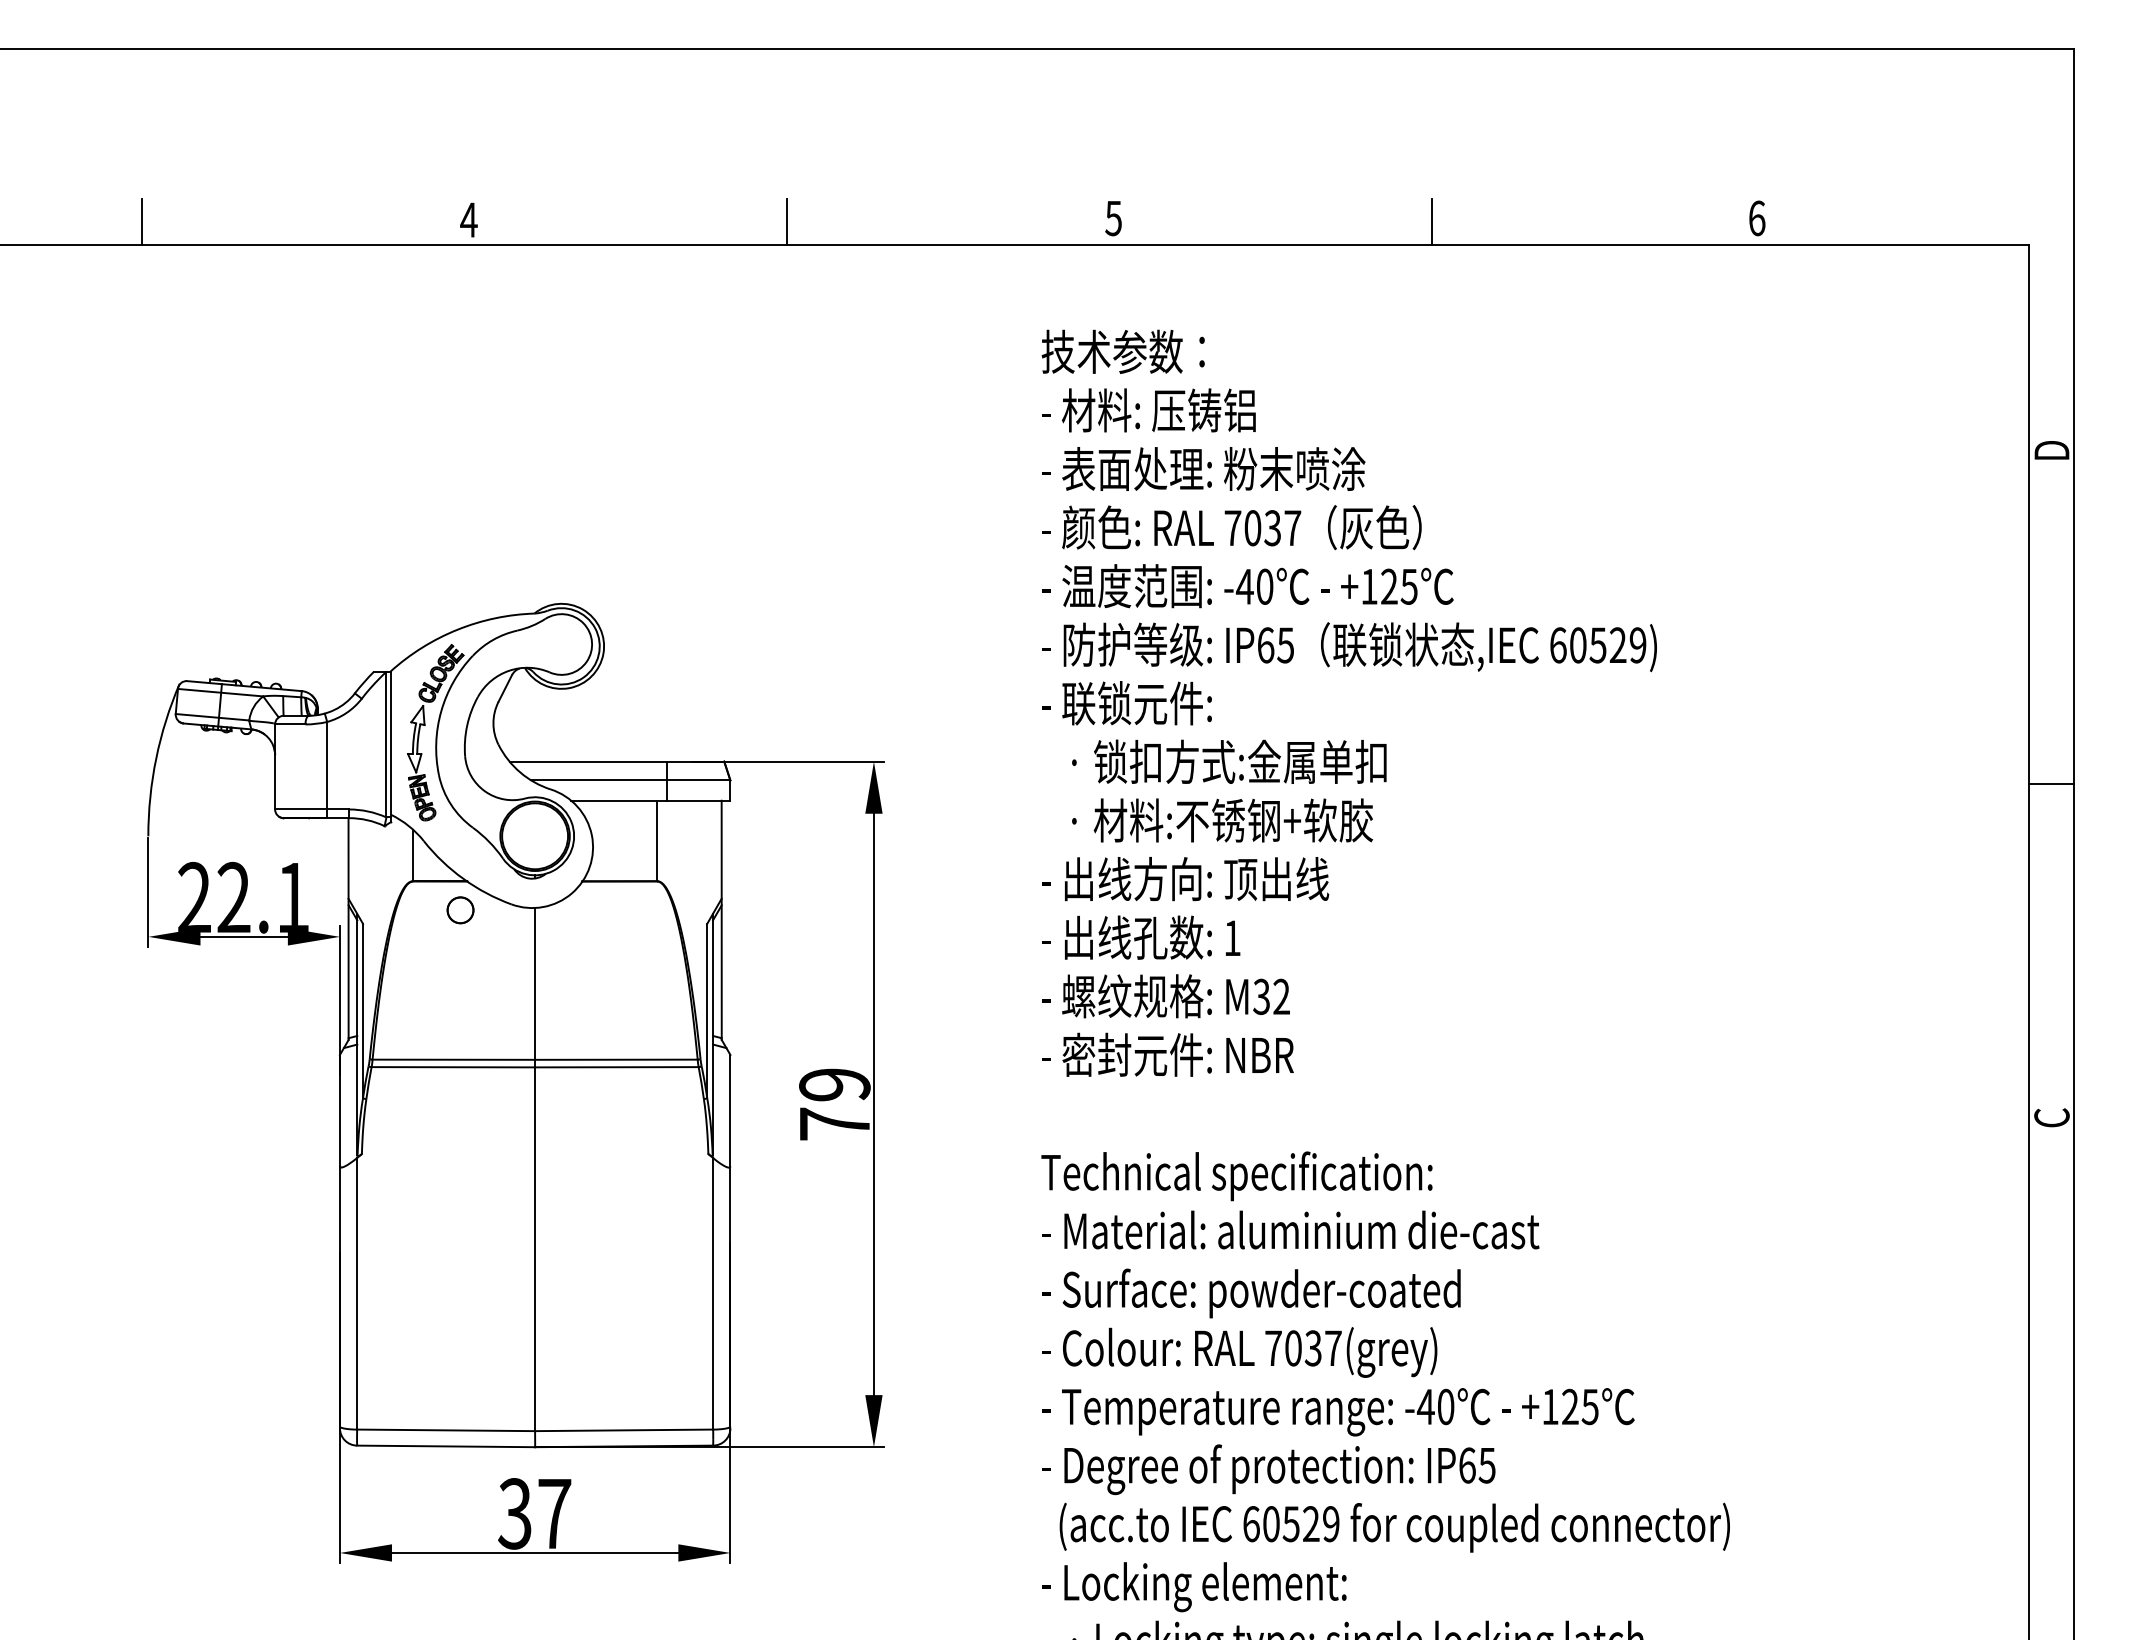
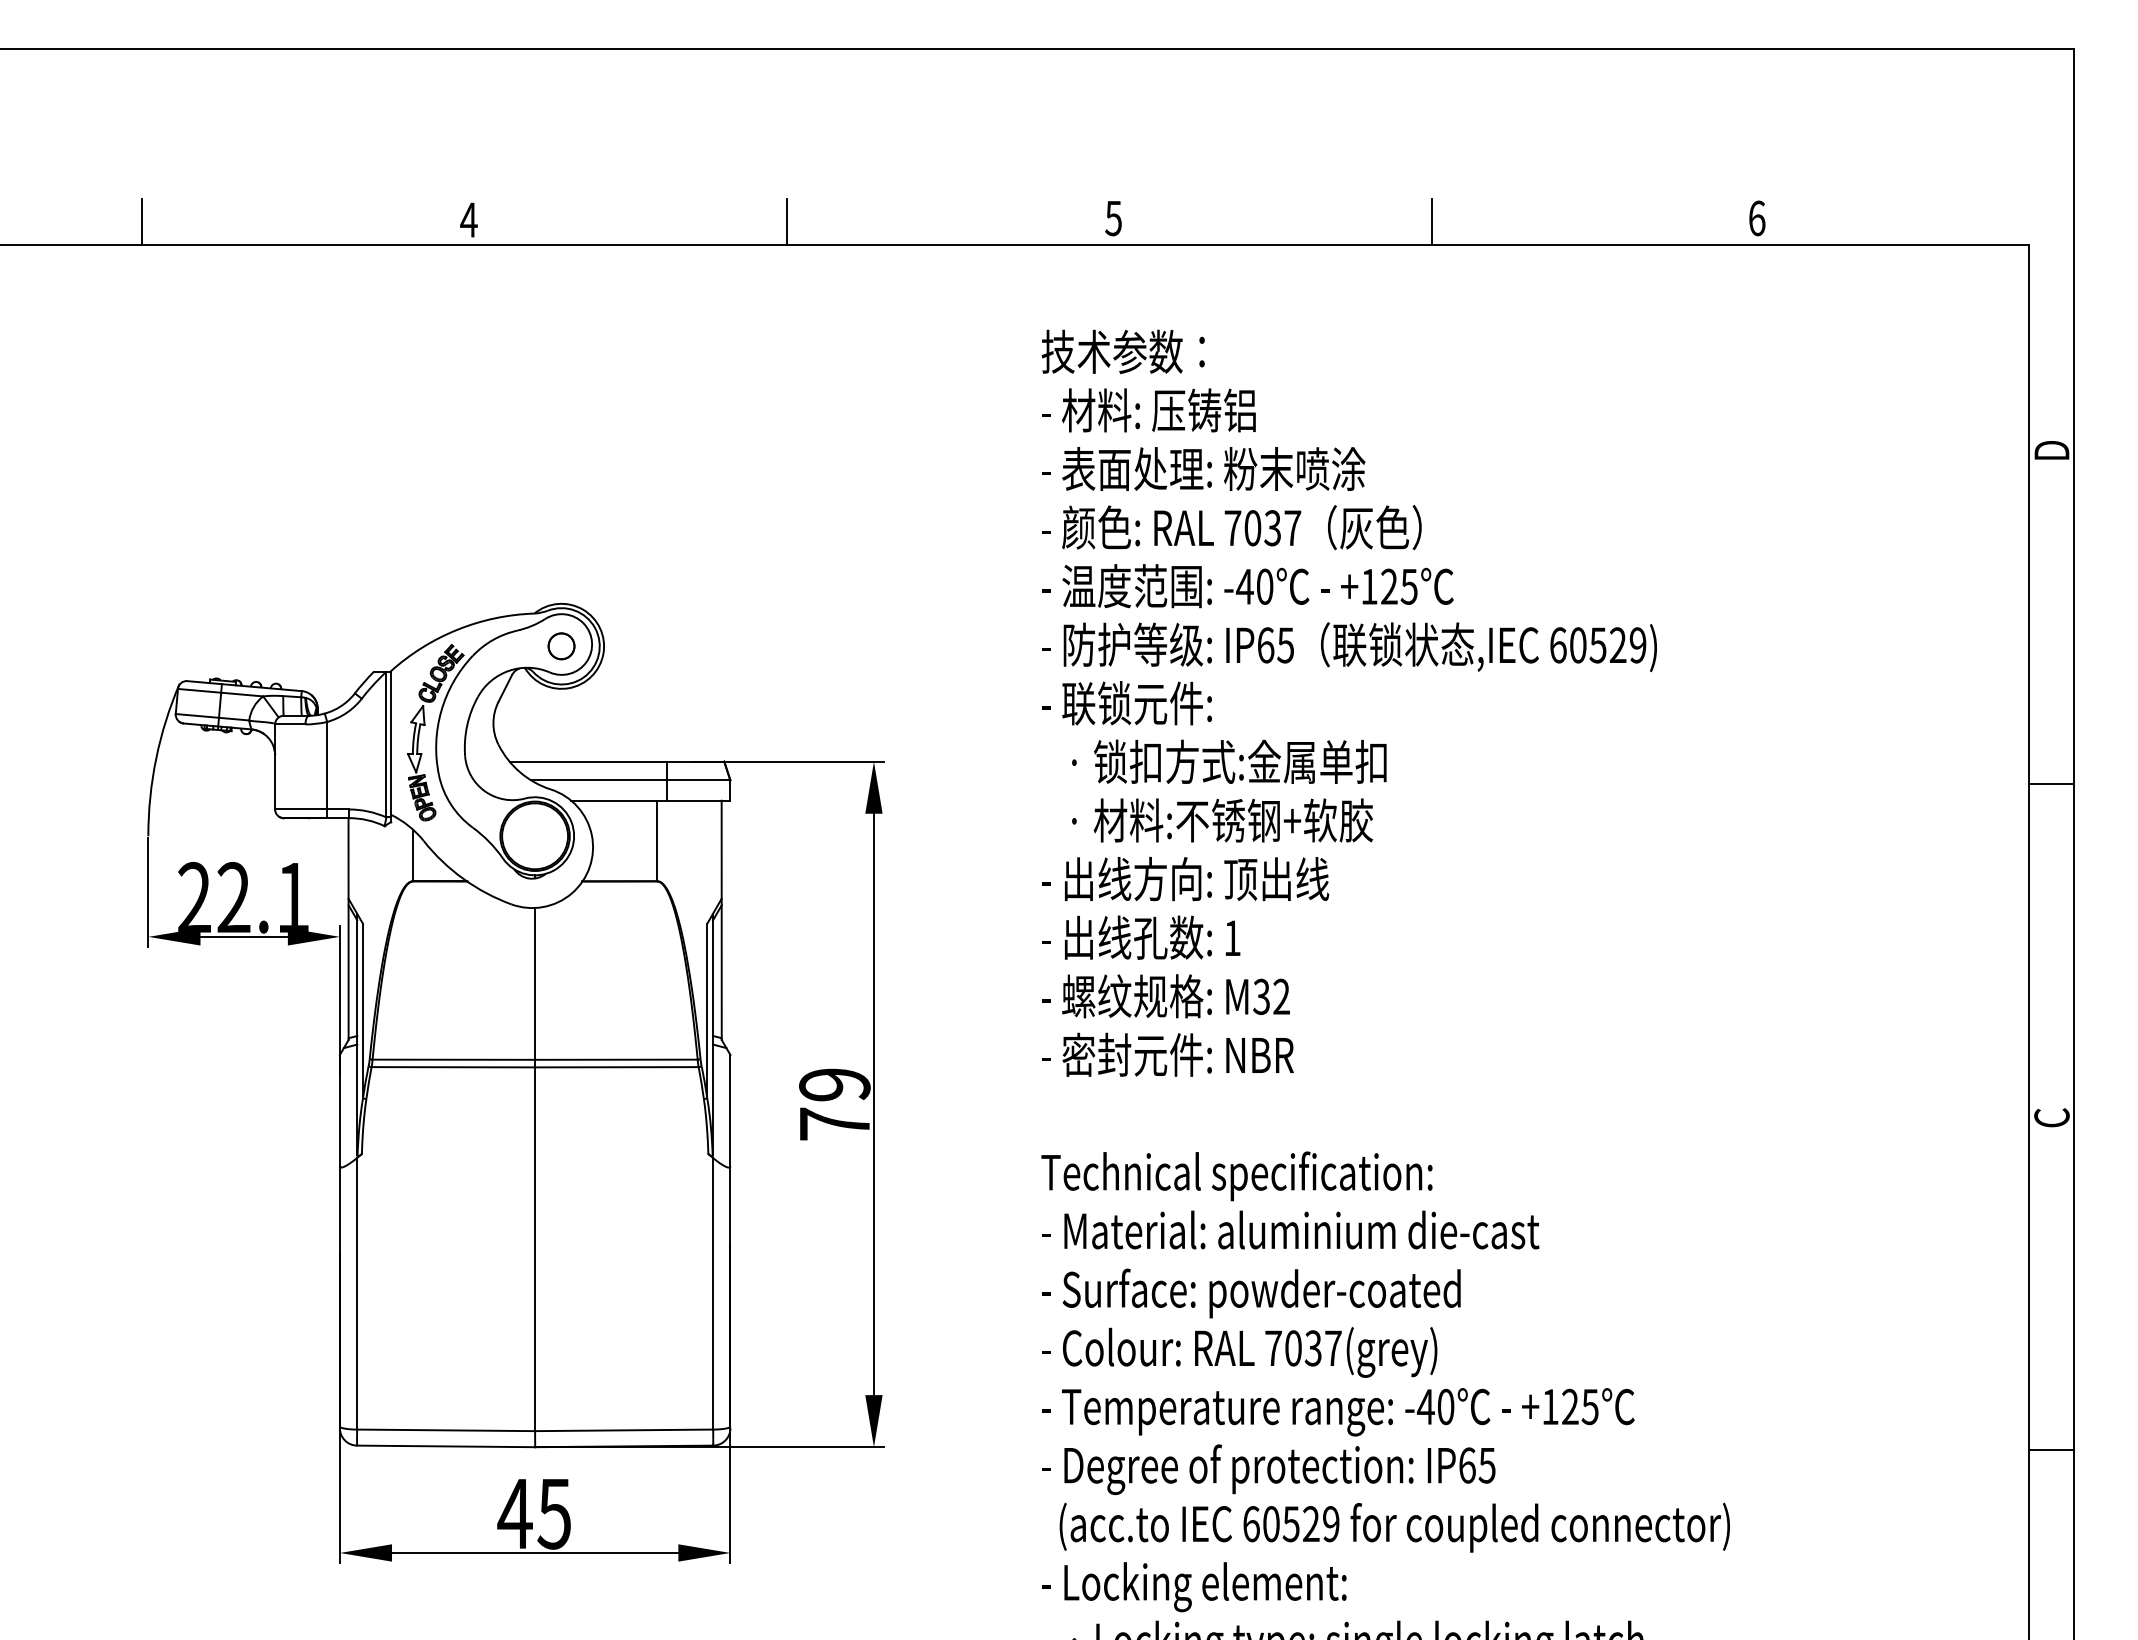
circle position: (460, 910) -> (561, 646) (561, 646)
line: none -> present (2050, 1450)
text: 37 -> 45 (534, 1513)
